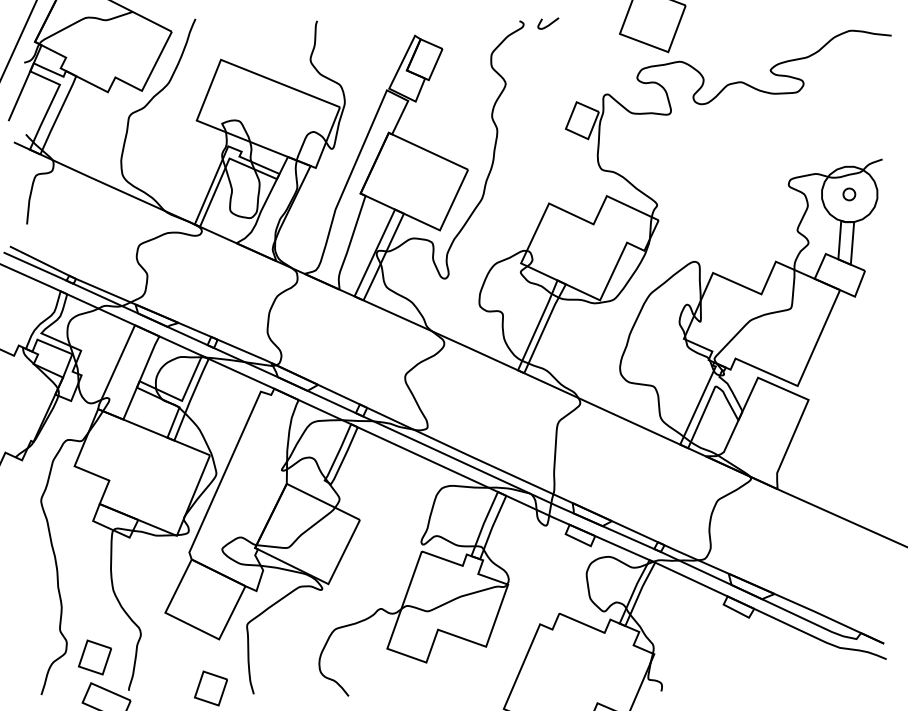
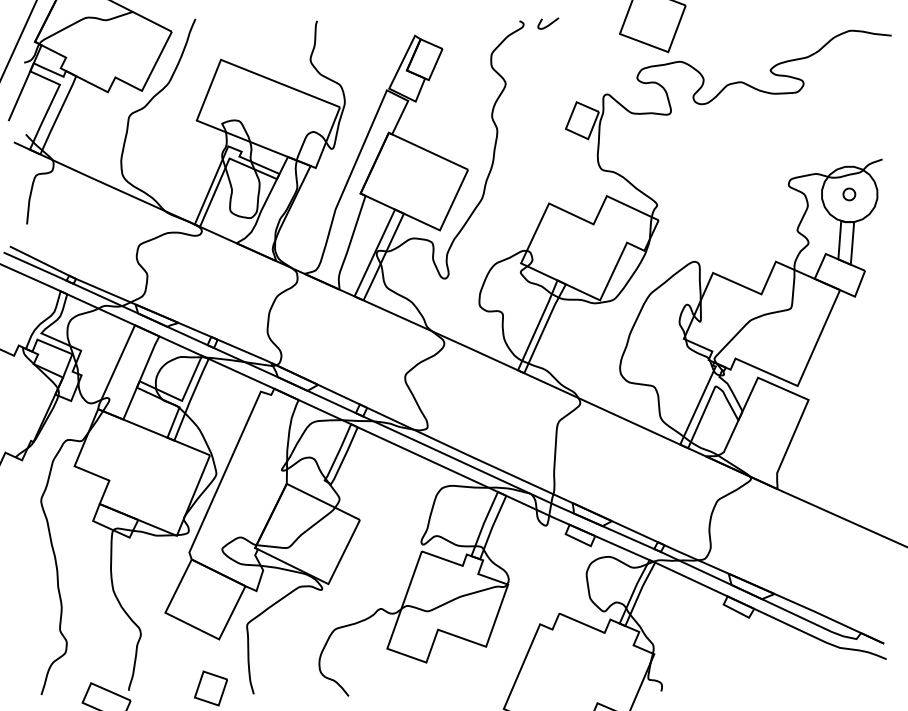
part: present -> none (94, 657)
